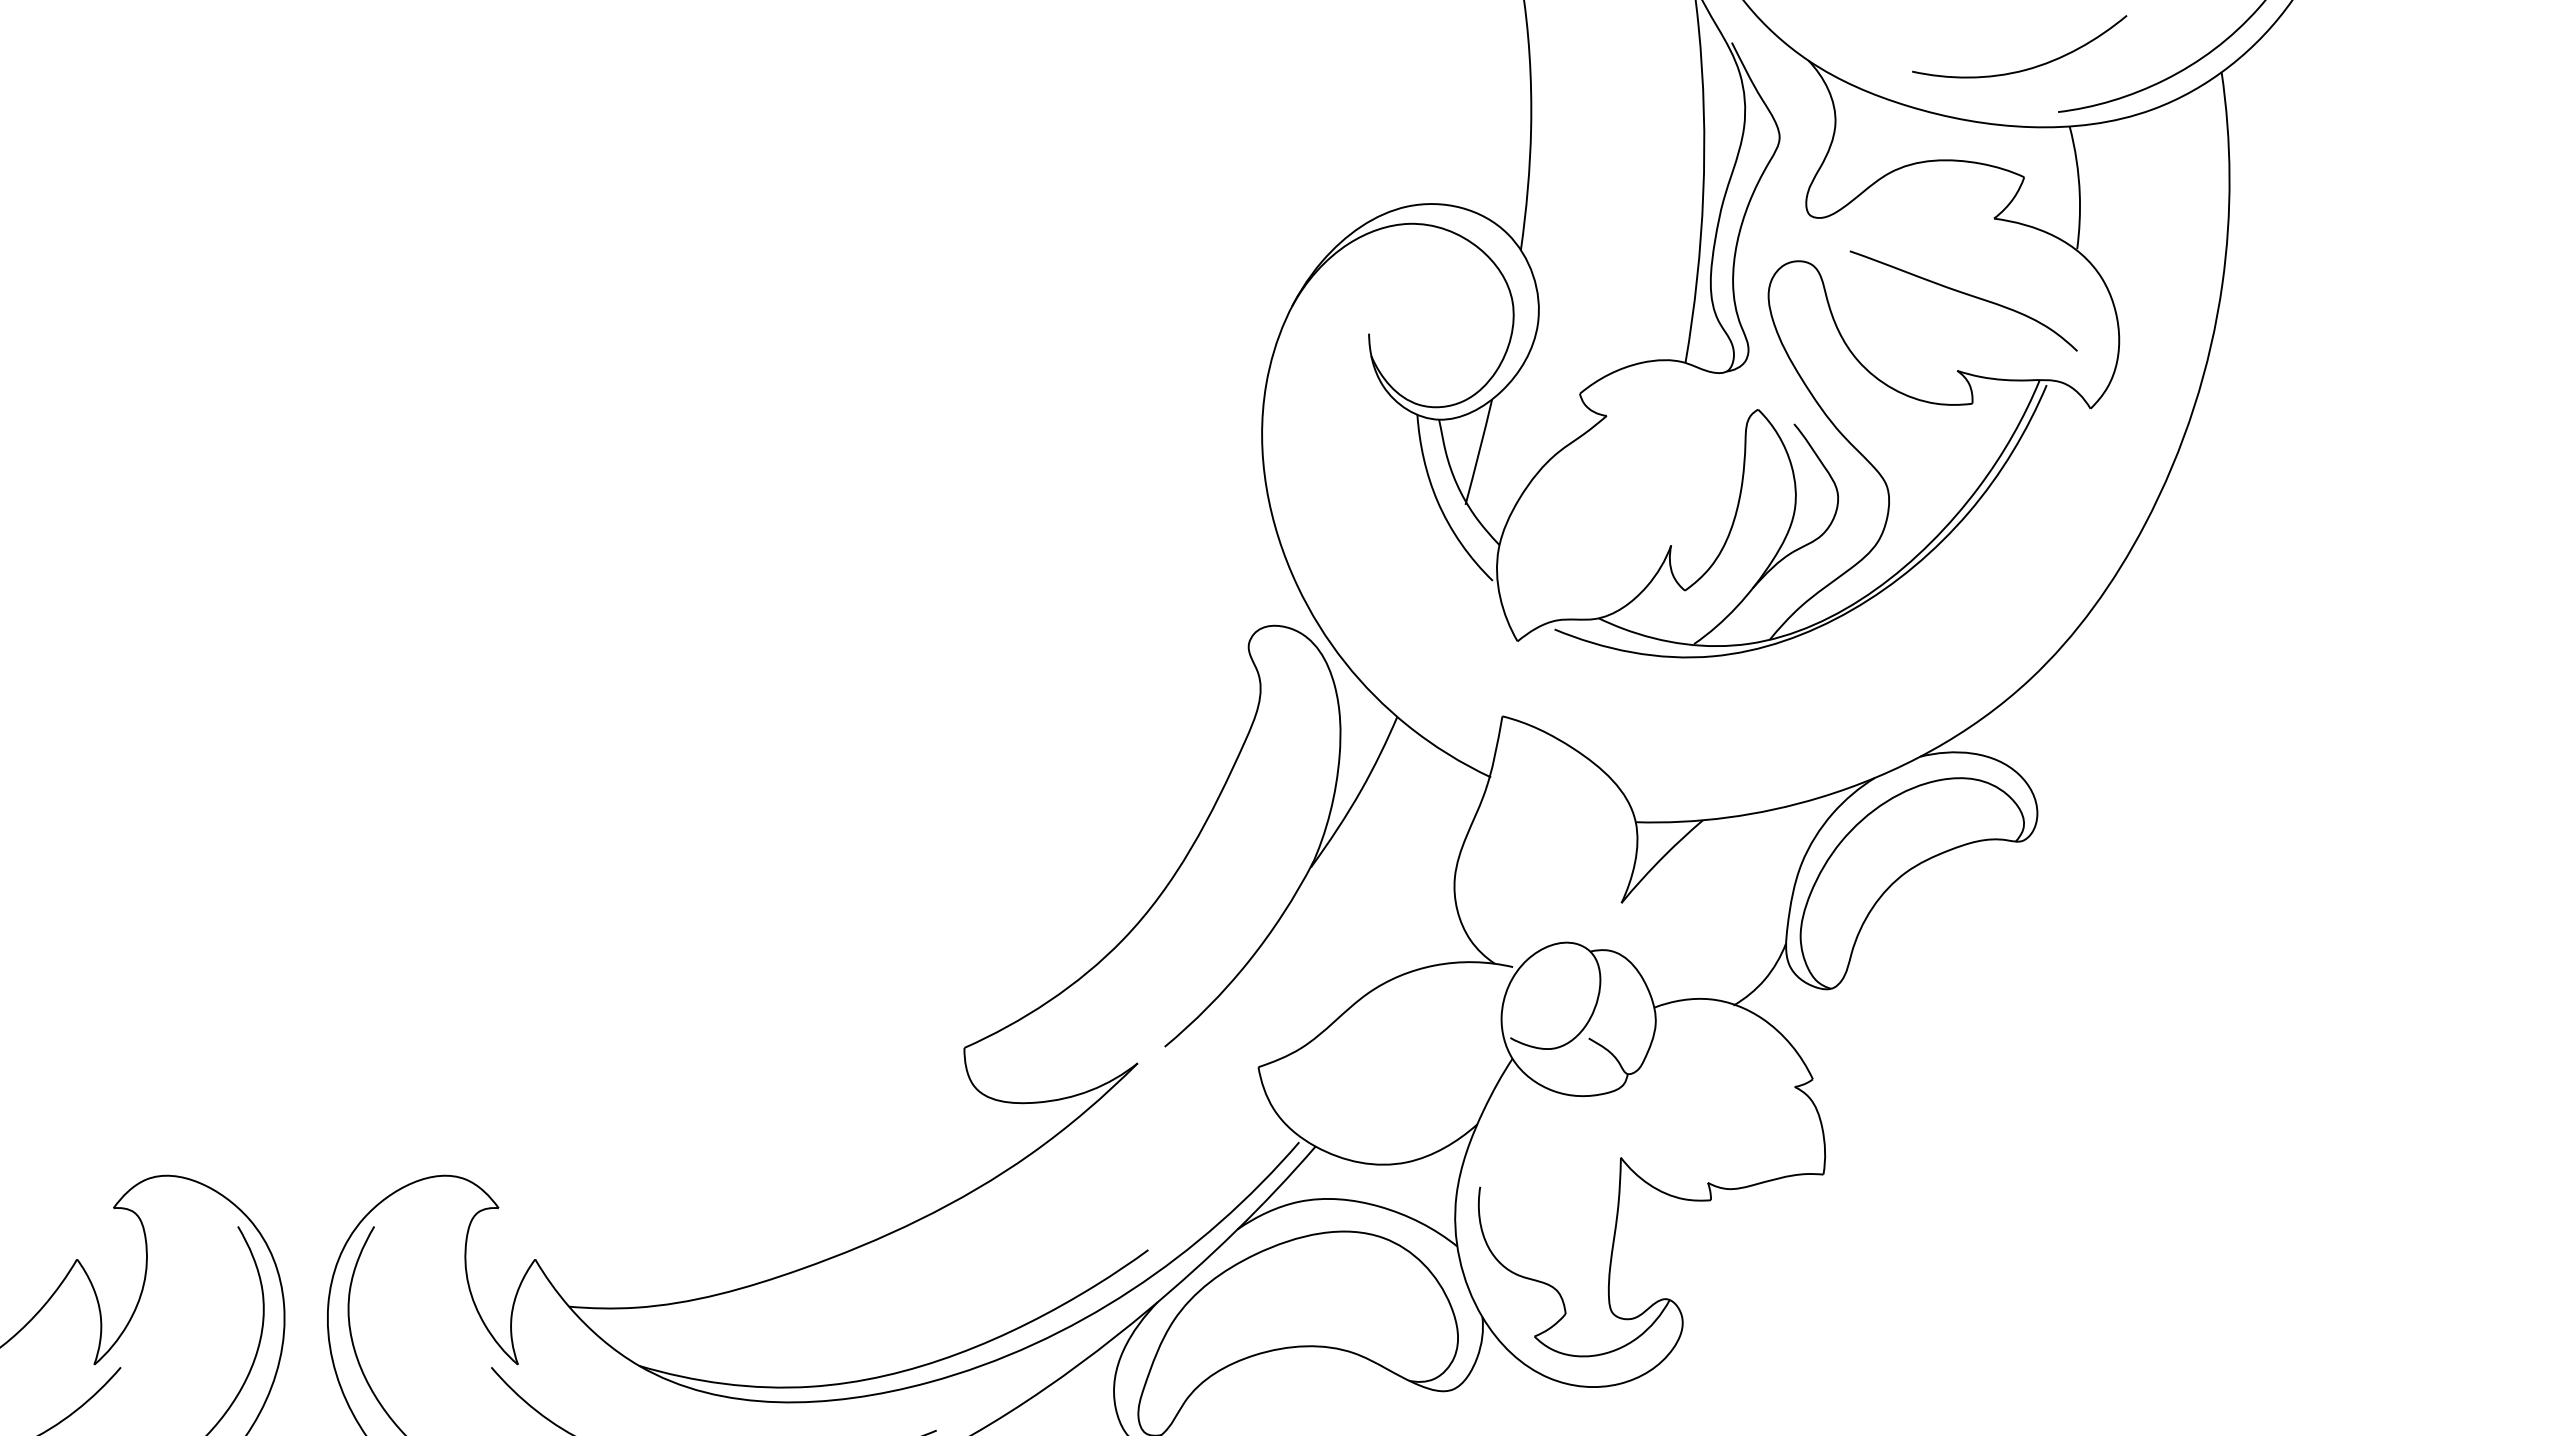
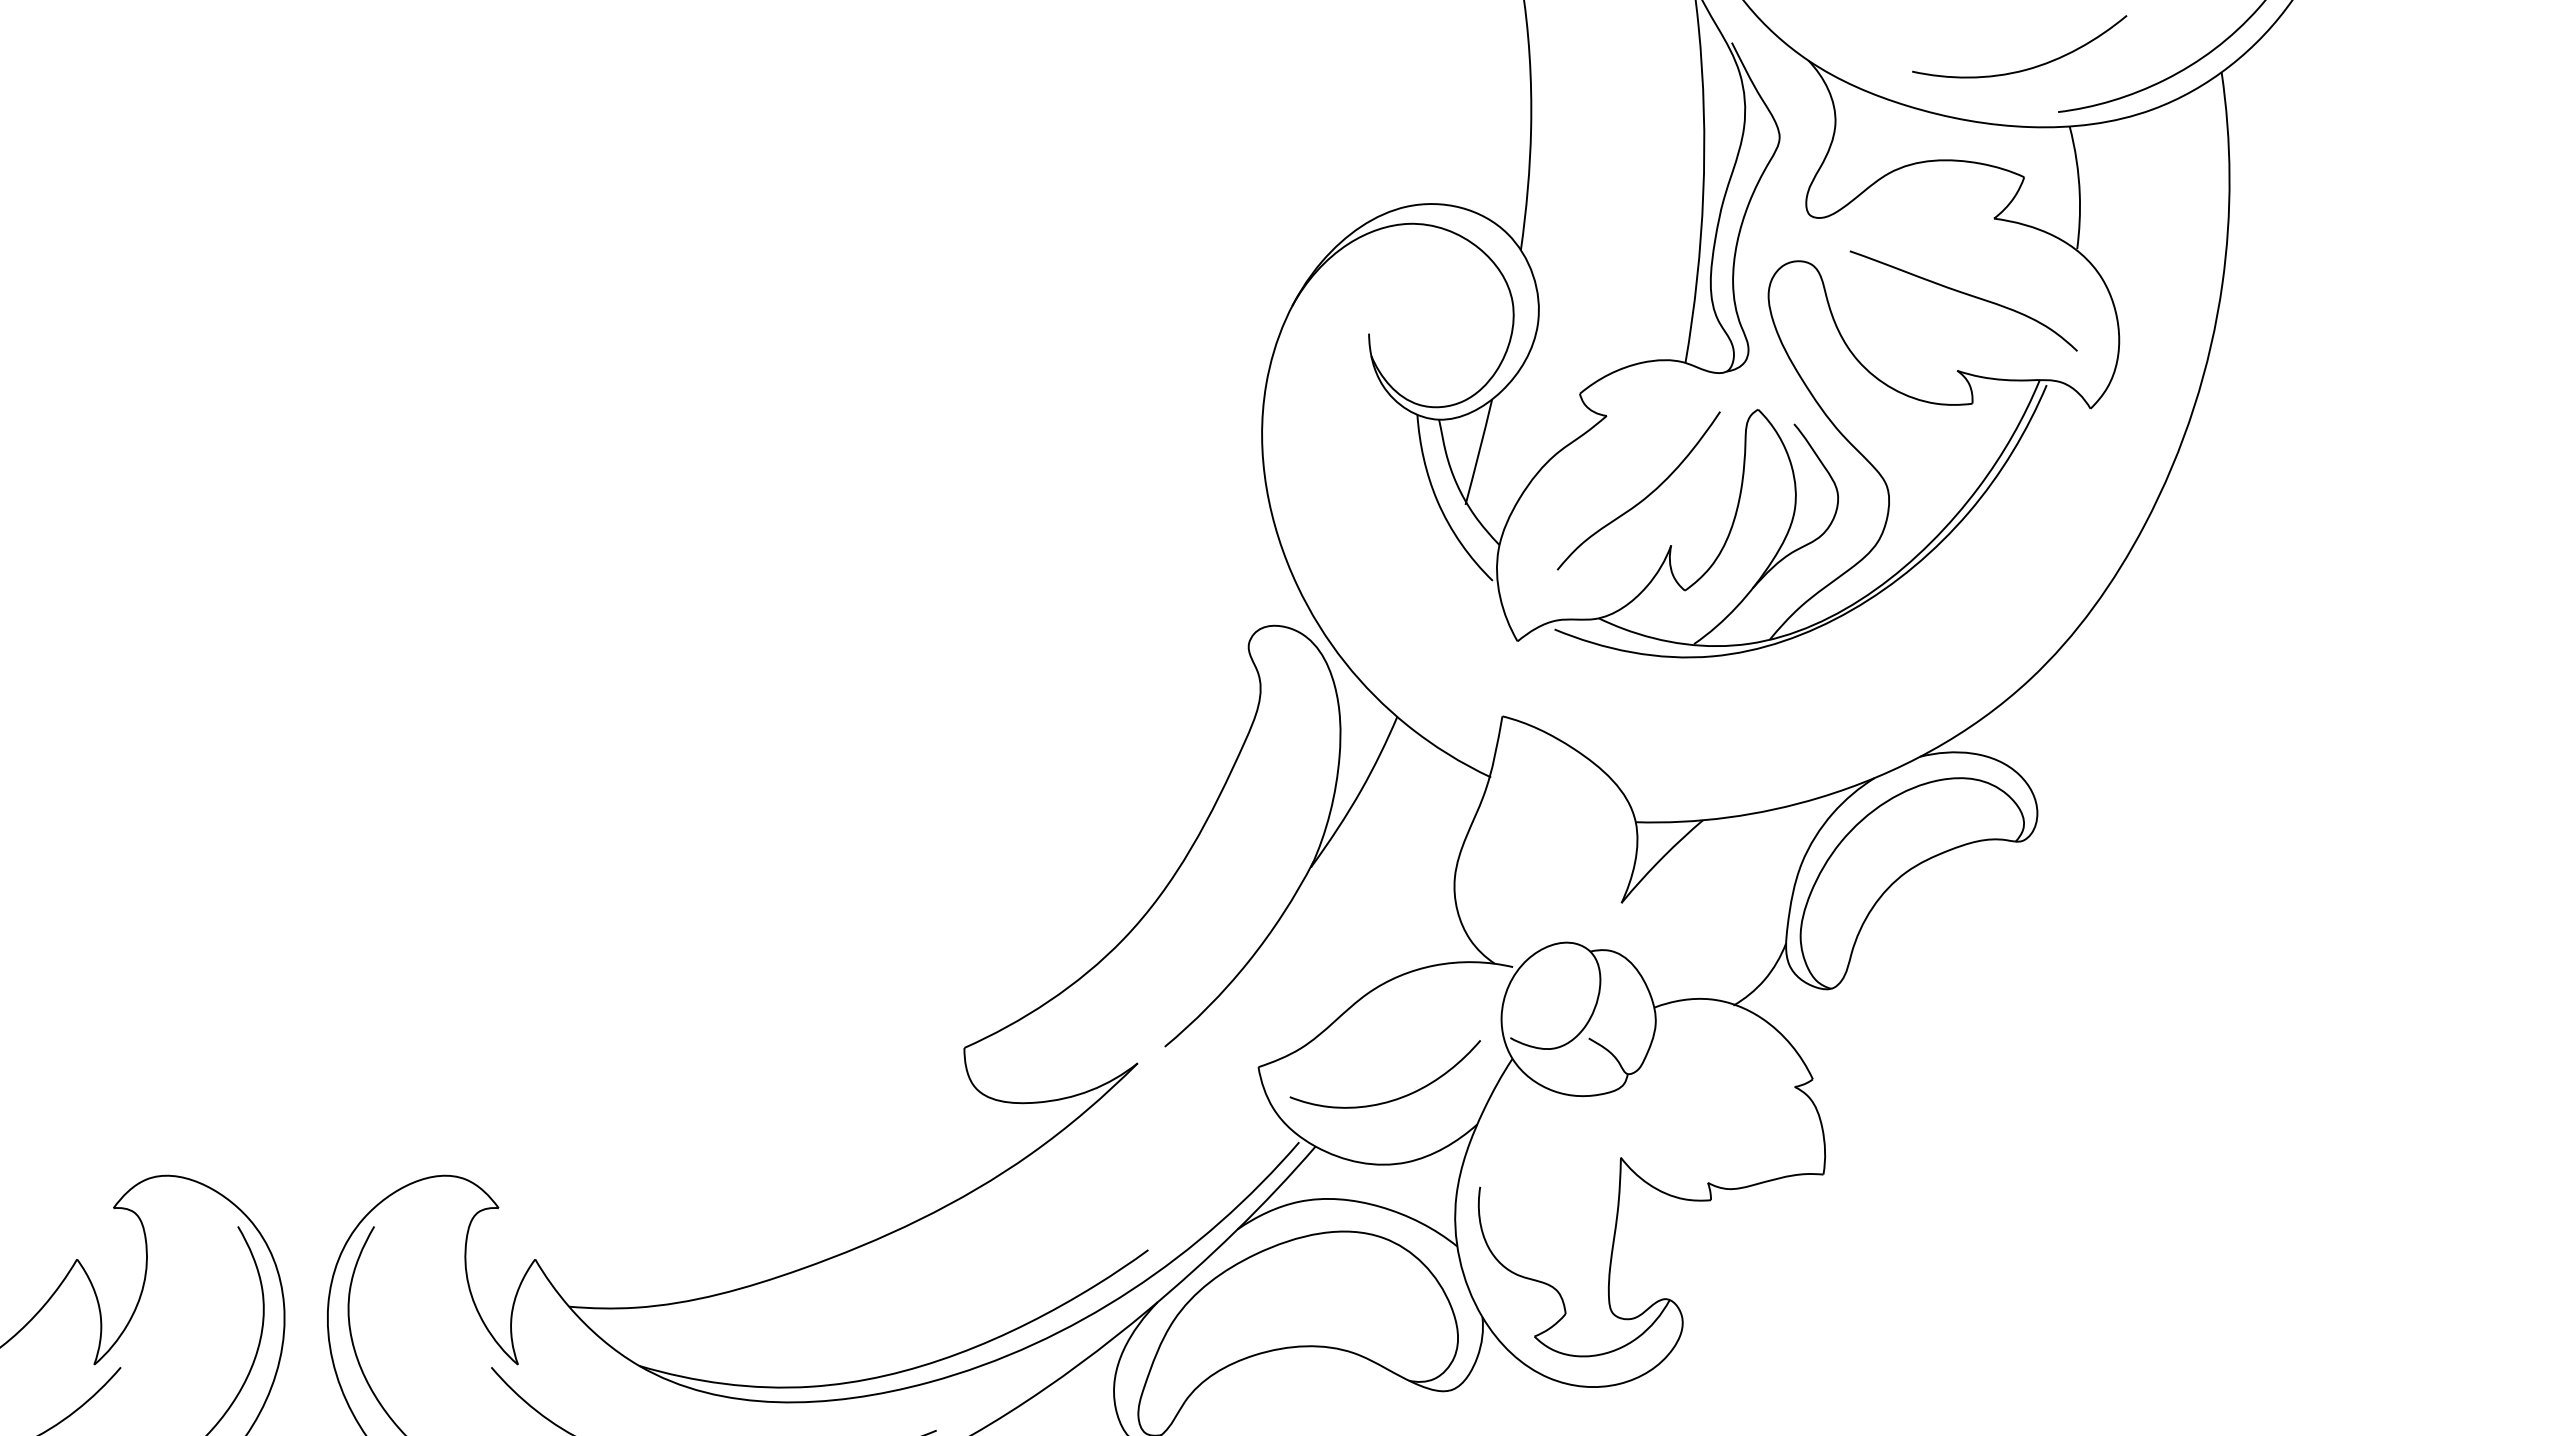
curve: none -> present (1644, 497)
curve: none -> present (1392, 1099)
